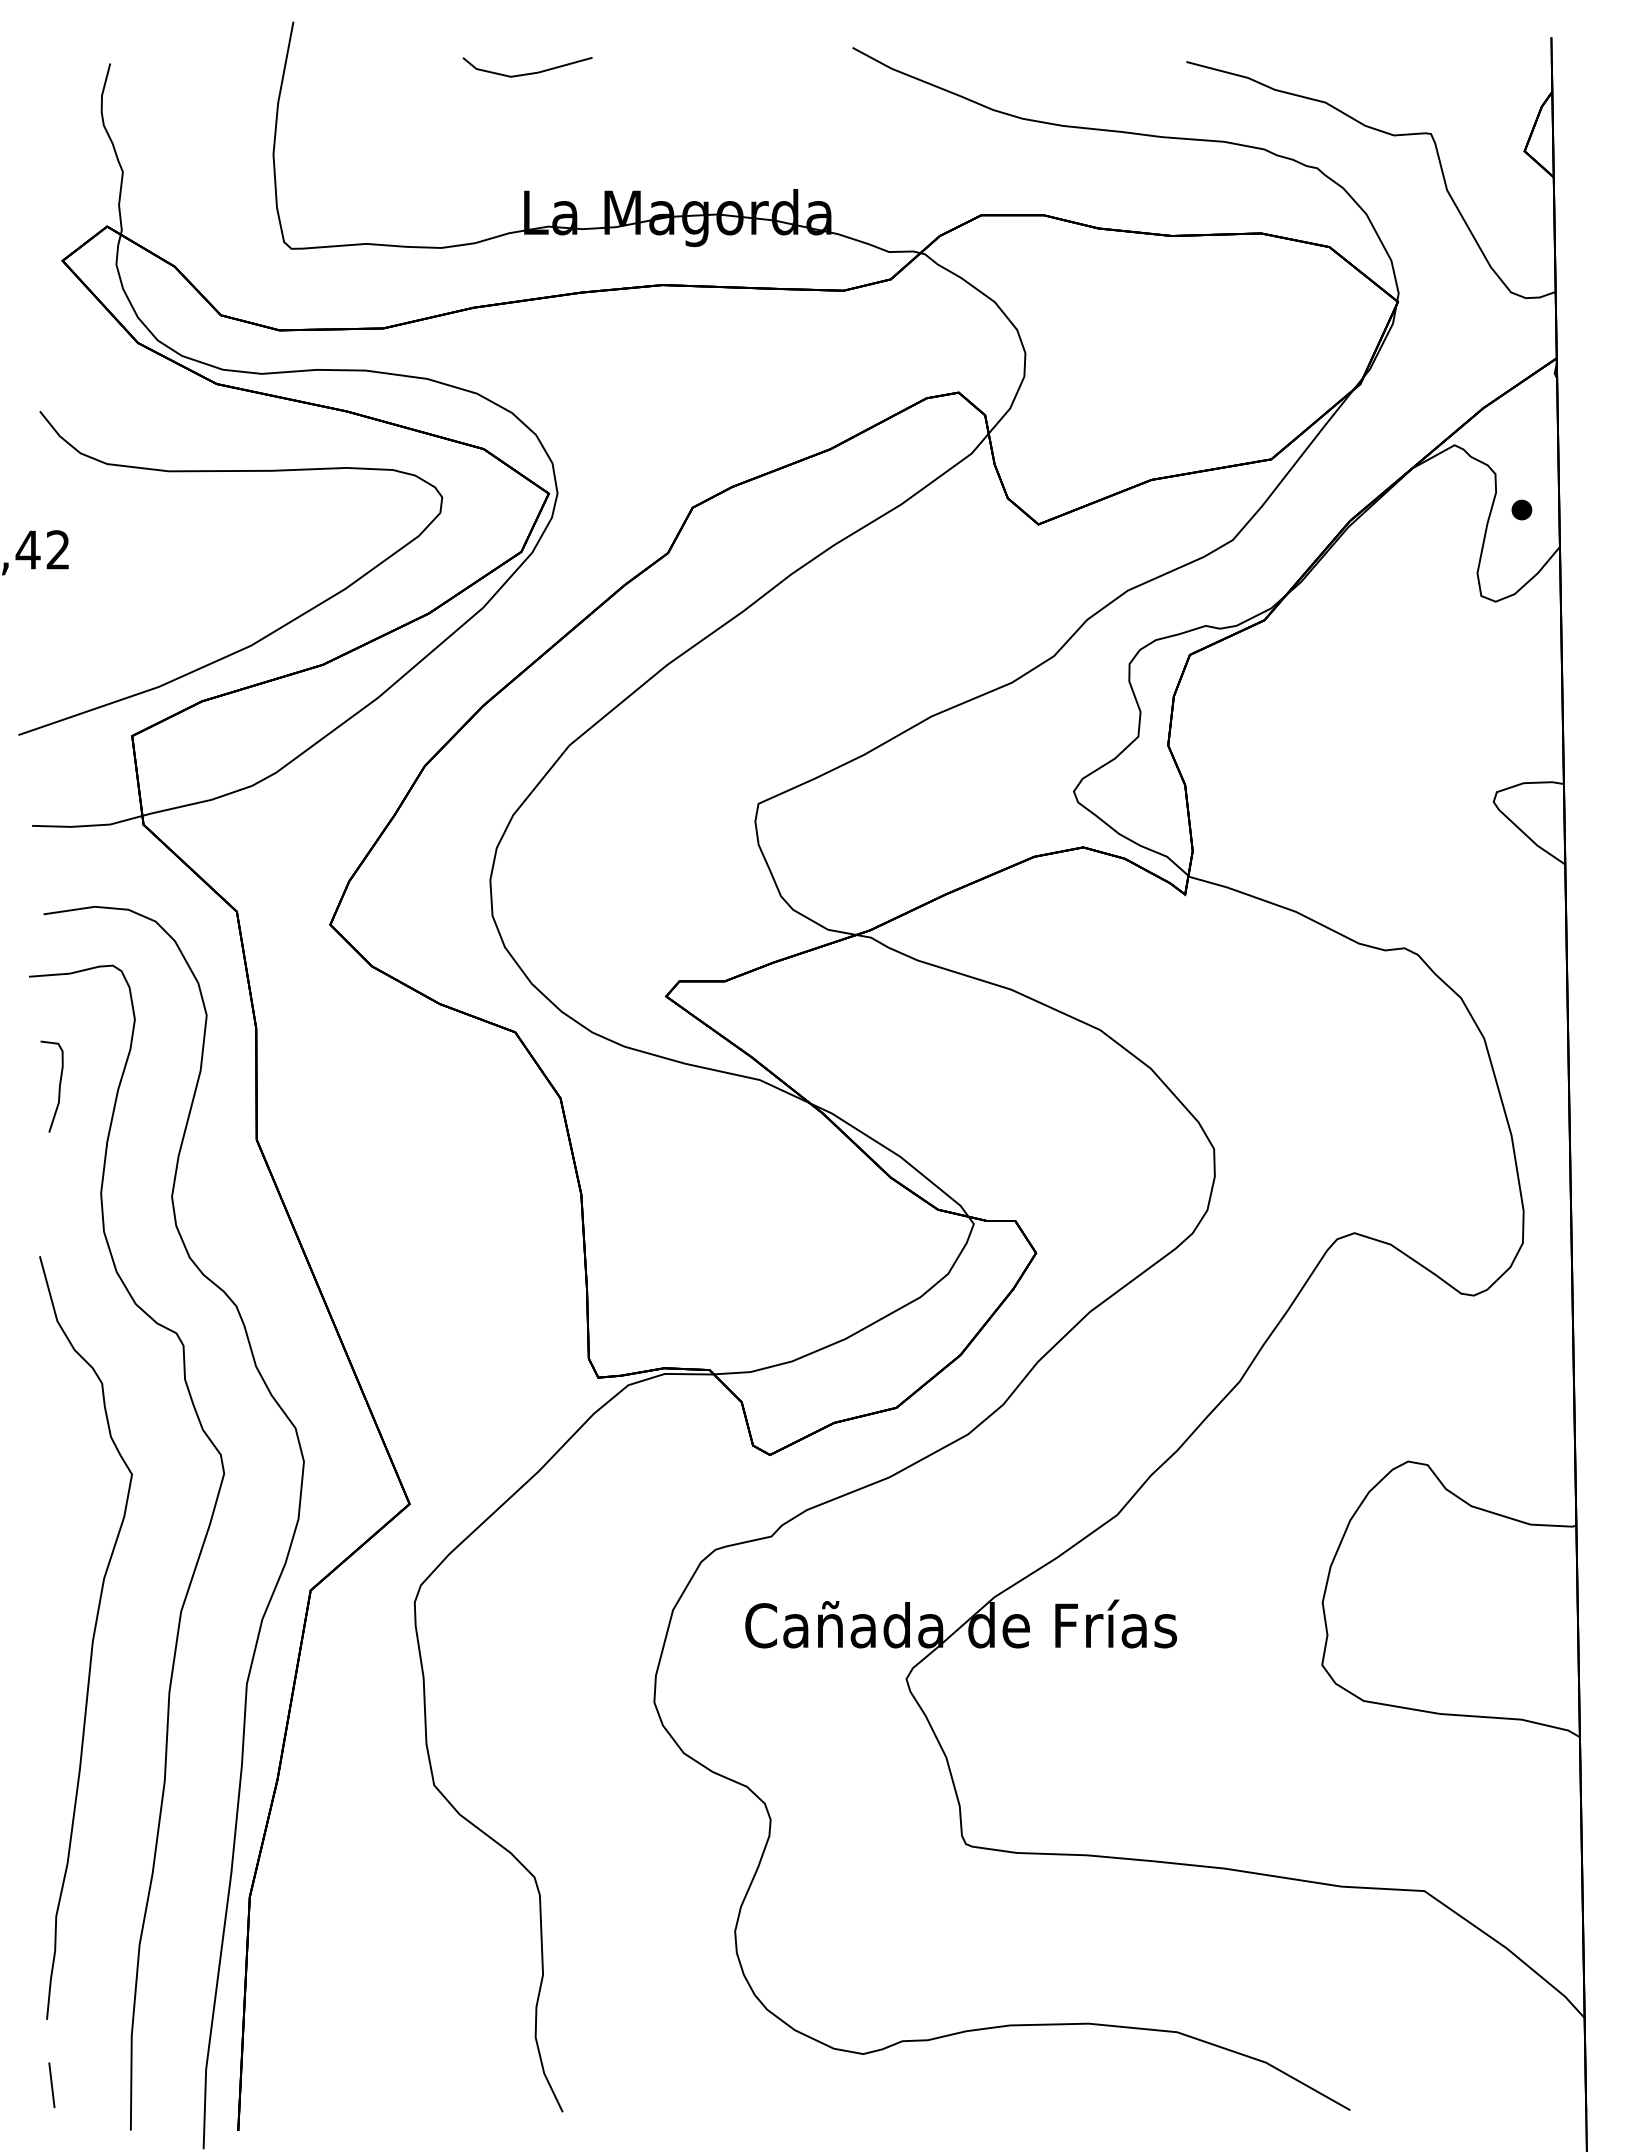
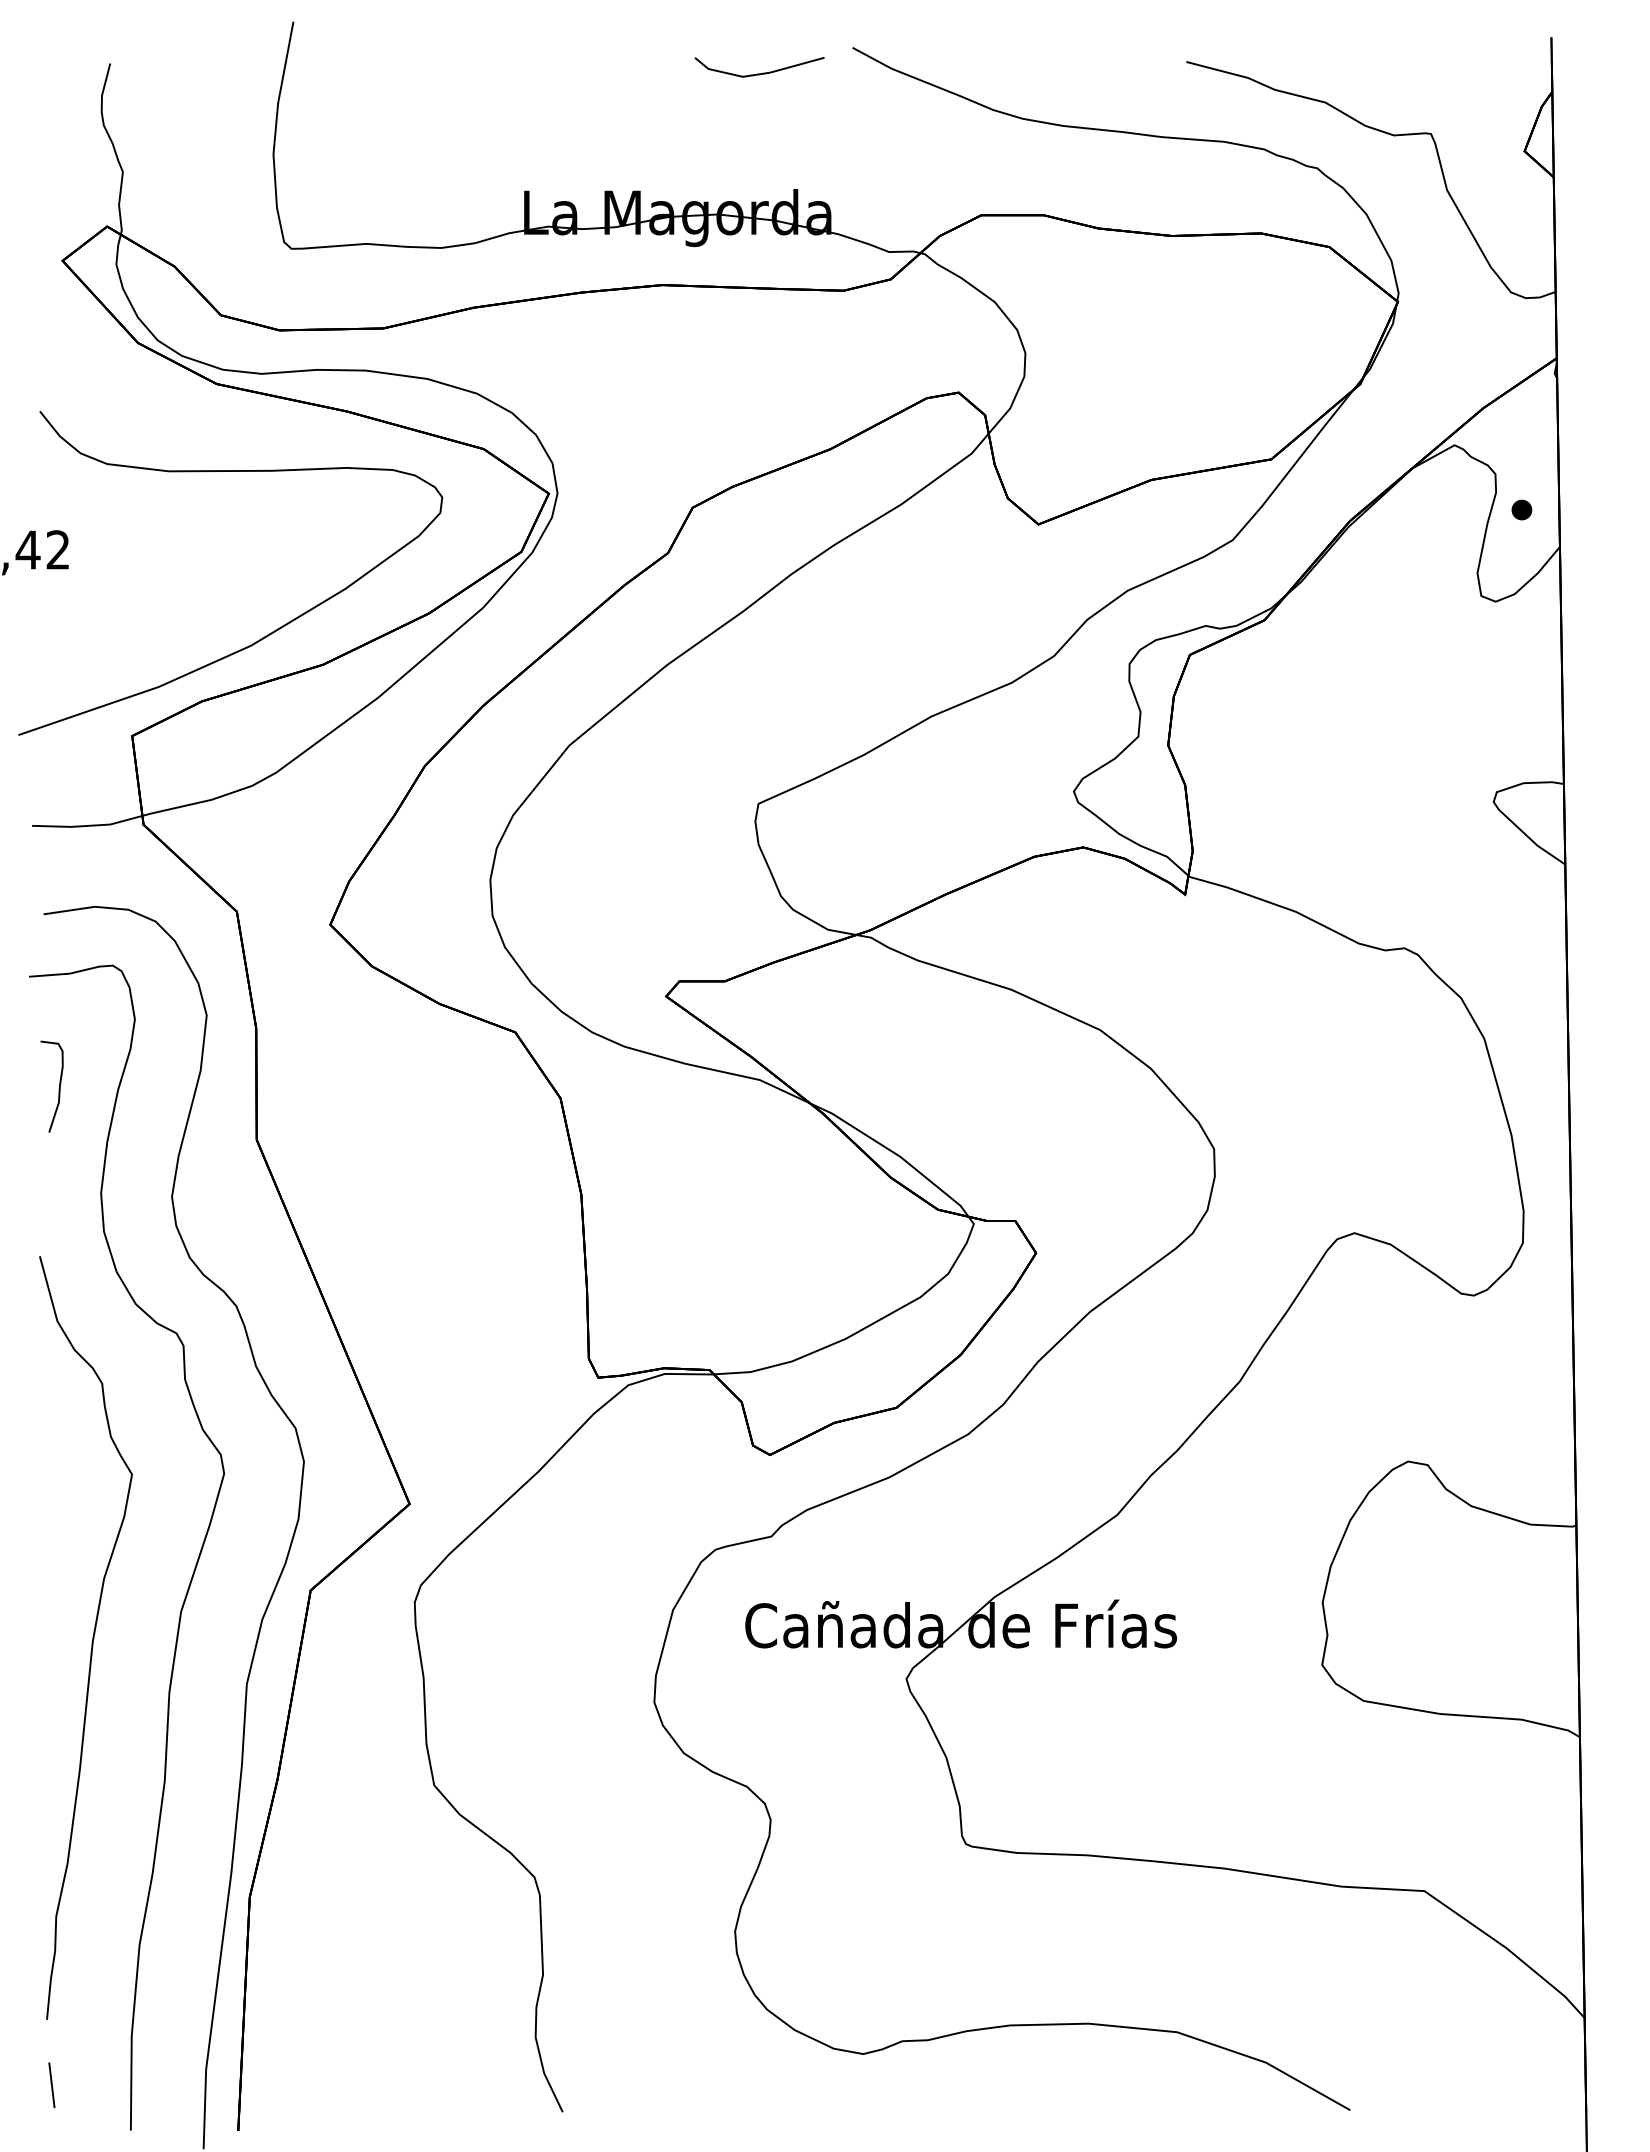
line position: (530, 72) -> (762, 72) (762, 72)
